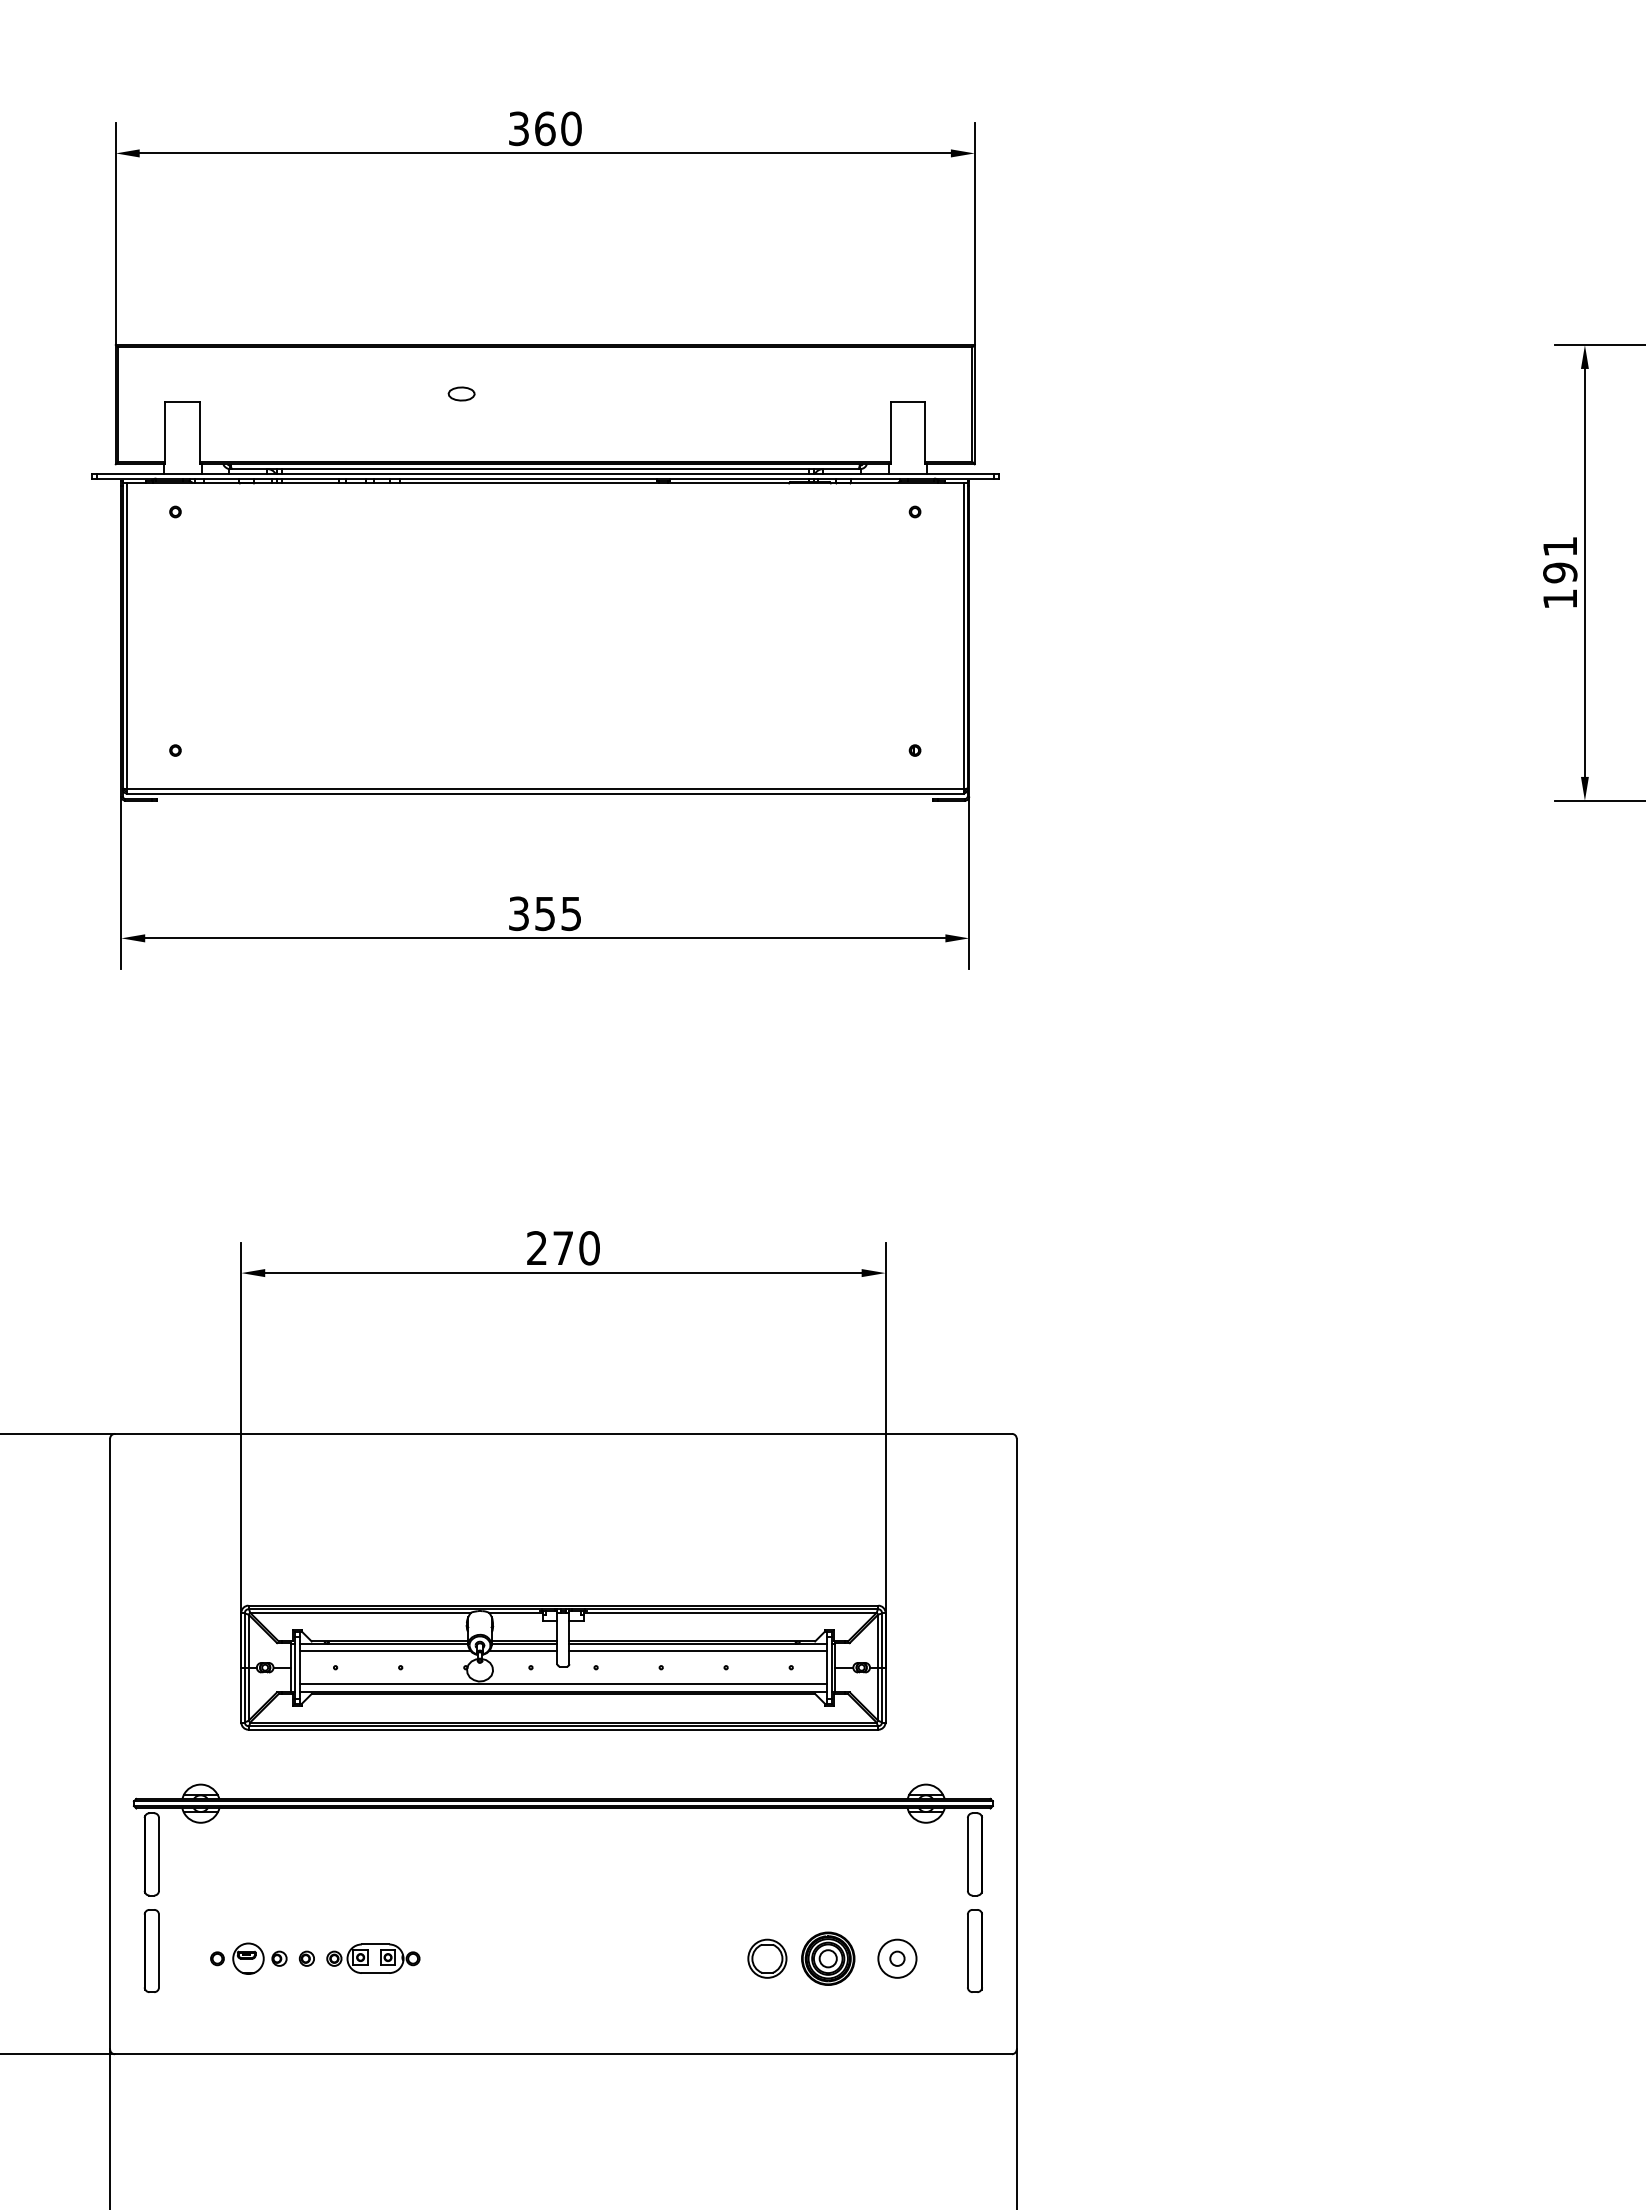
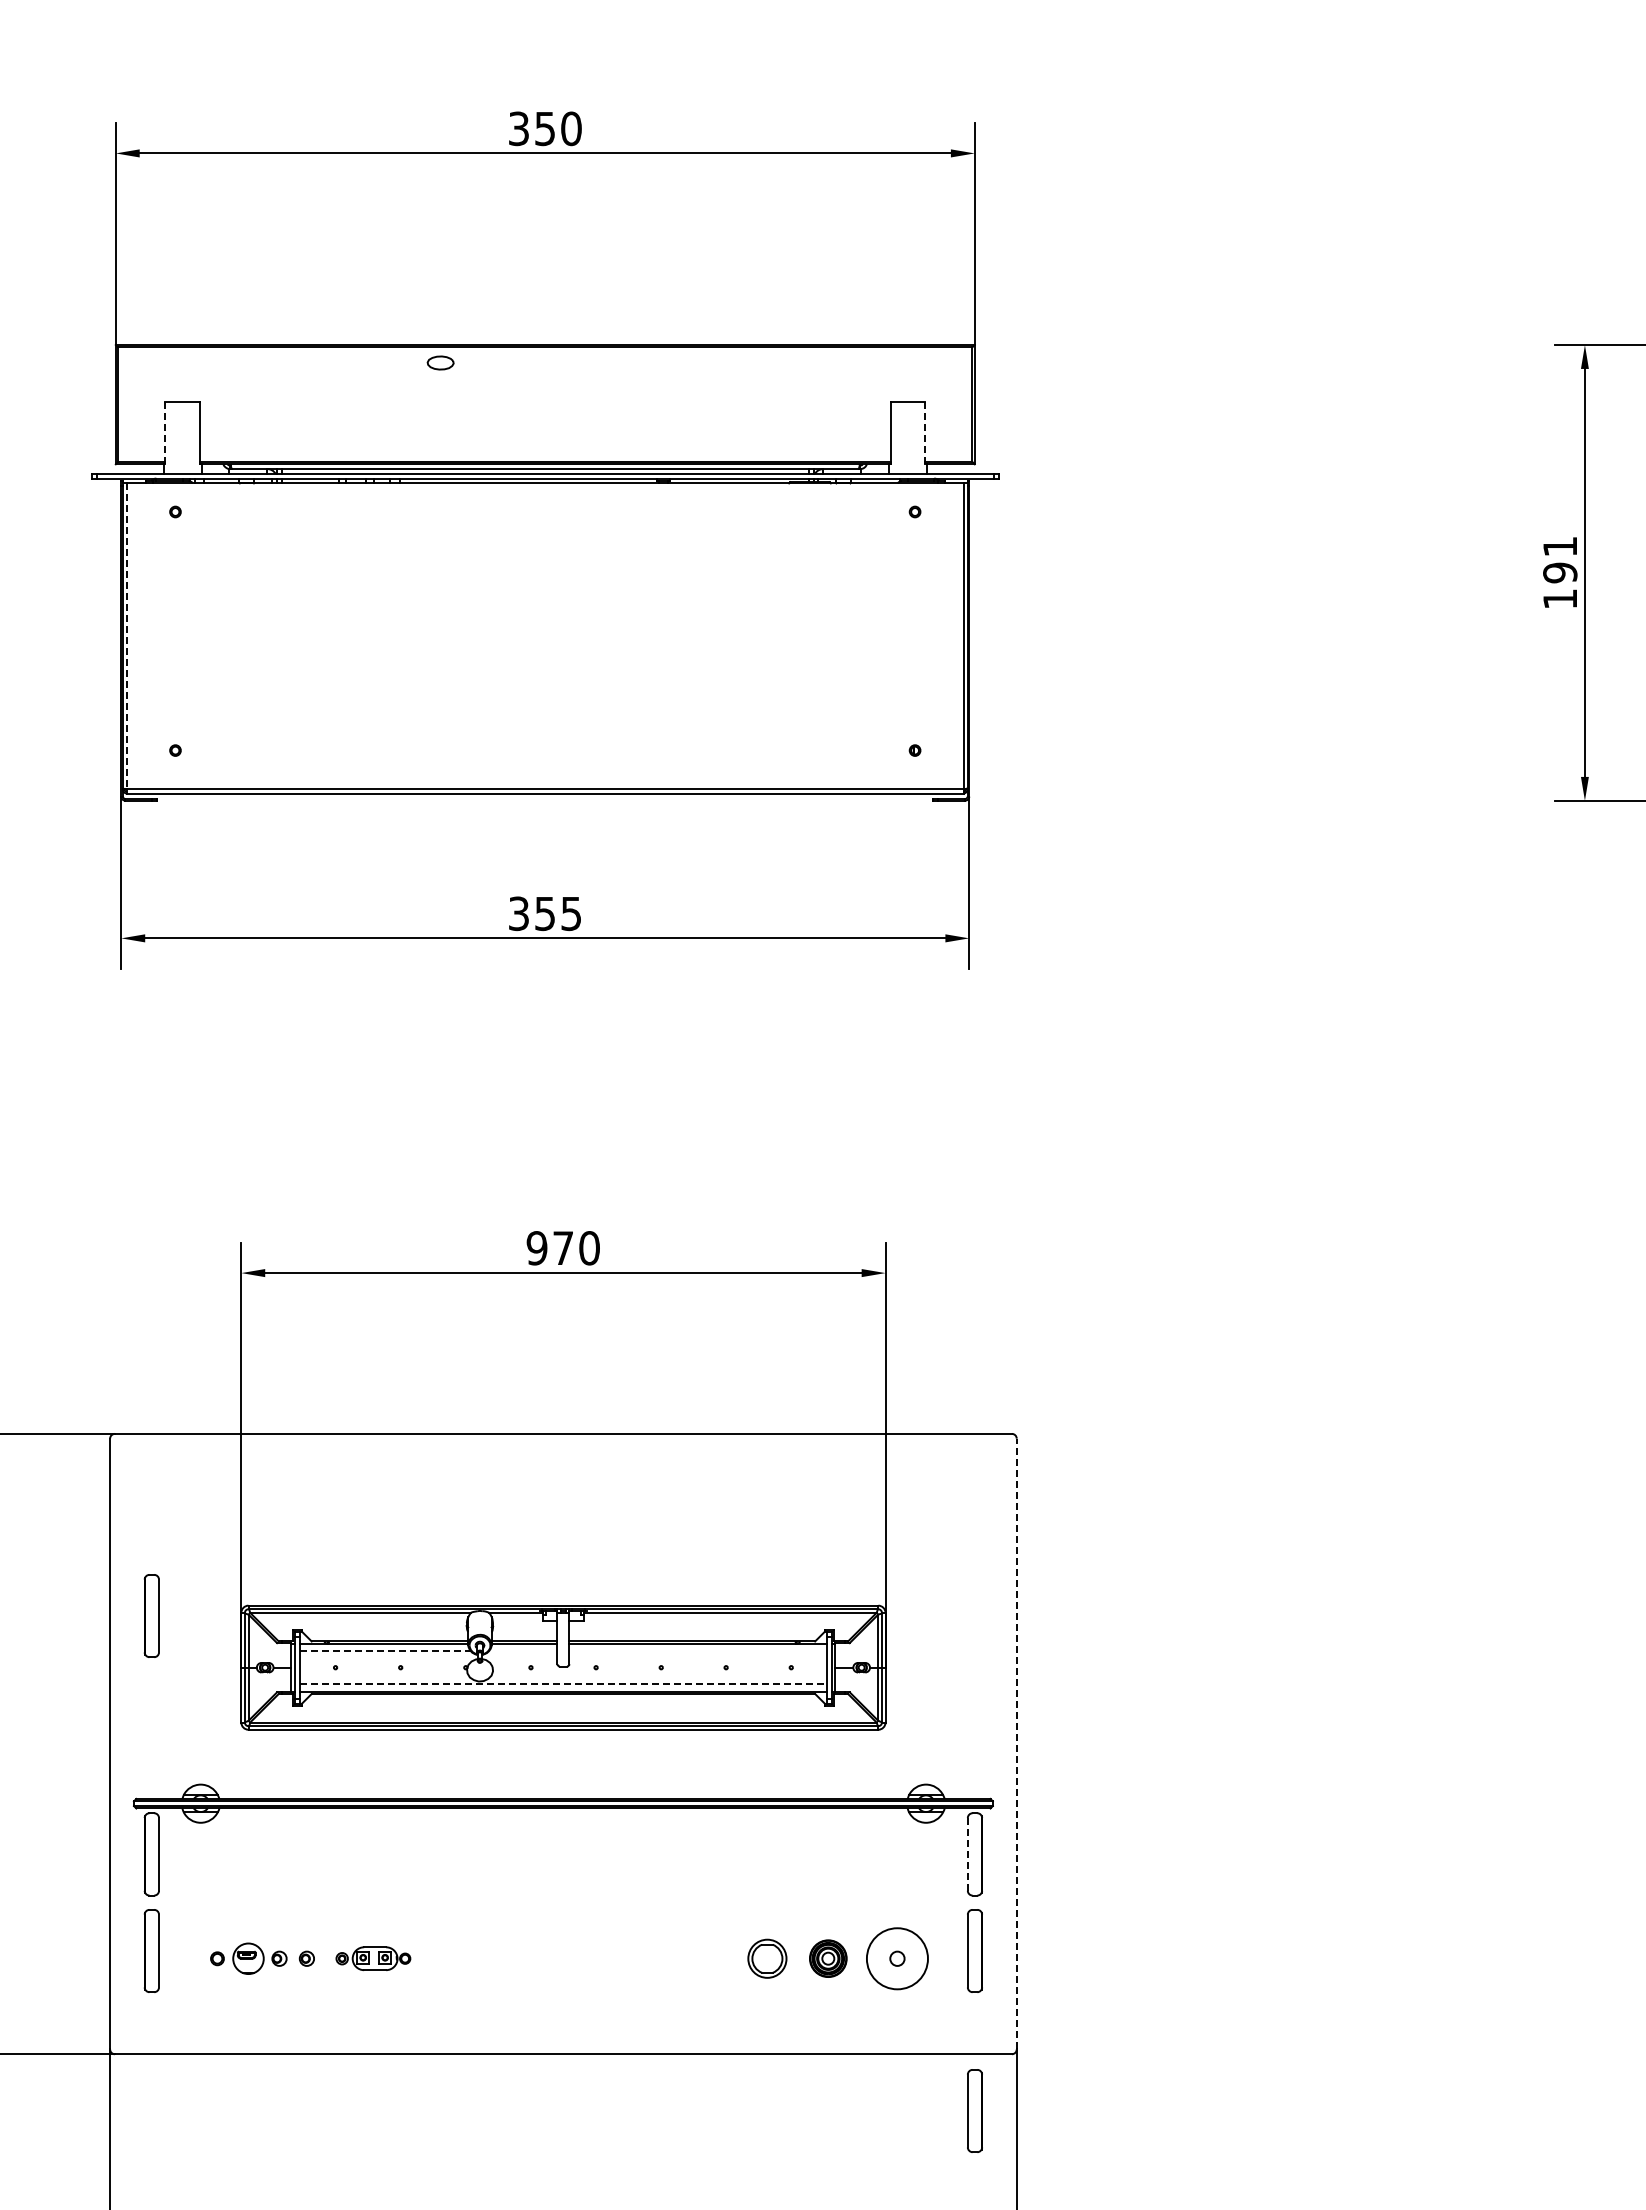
text: 360 -> 350 (545, 128)
part position: (461, 393) -> (440, 362) (440, 362)
line: solid -> dashed (925, 432)
line: solid -> dashed (165, 433)
line: solid -> dashed (127, 636)
text: 270 -> 970 (536, 1248)
part: none -> present (151, 1615)
line: solid -> dashed (385, 1651)
line: present -> none (523, 1651)
line: present -> none (698, 1651)
line: solid -> dashed (563, 1684)
line: solid -> dashed (1016, 1743)
line: solid -> dashed (967, 1854)
part size: 95x31 px -> 77x26 px (373, 1958)
part size: 55x55 px -> 39x39 px (828, 1958)
circle diameter: 38 px -> 61 px (896, 1958)
part: none -> present (974, 2110)
